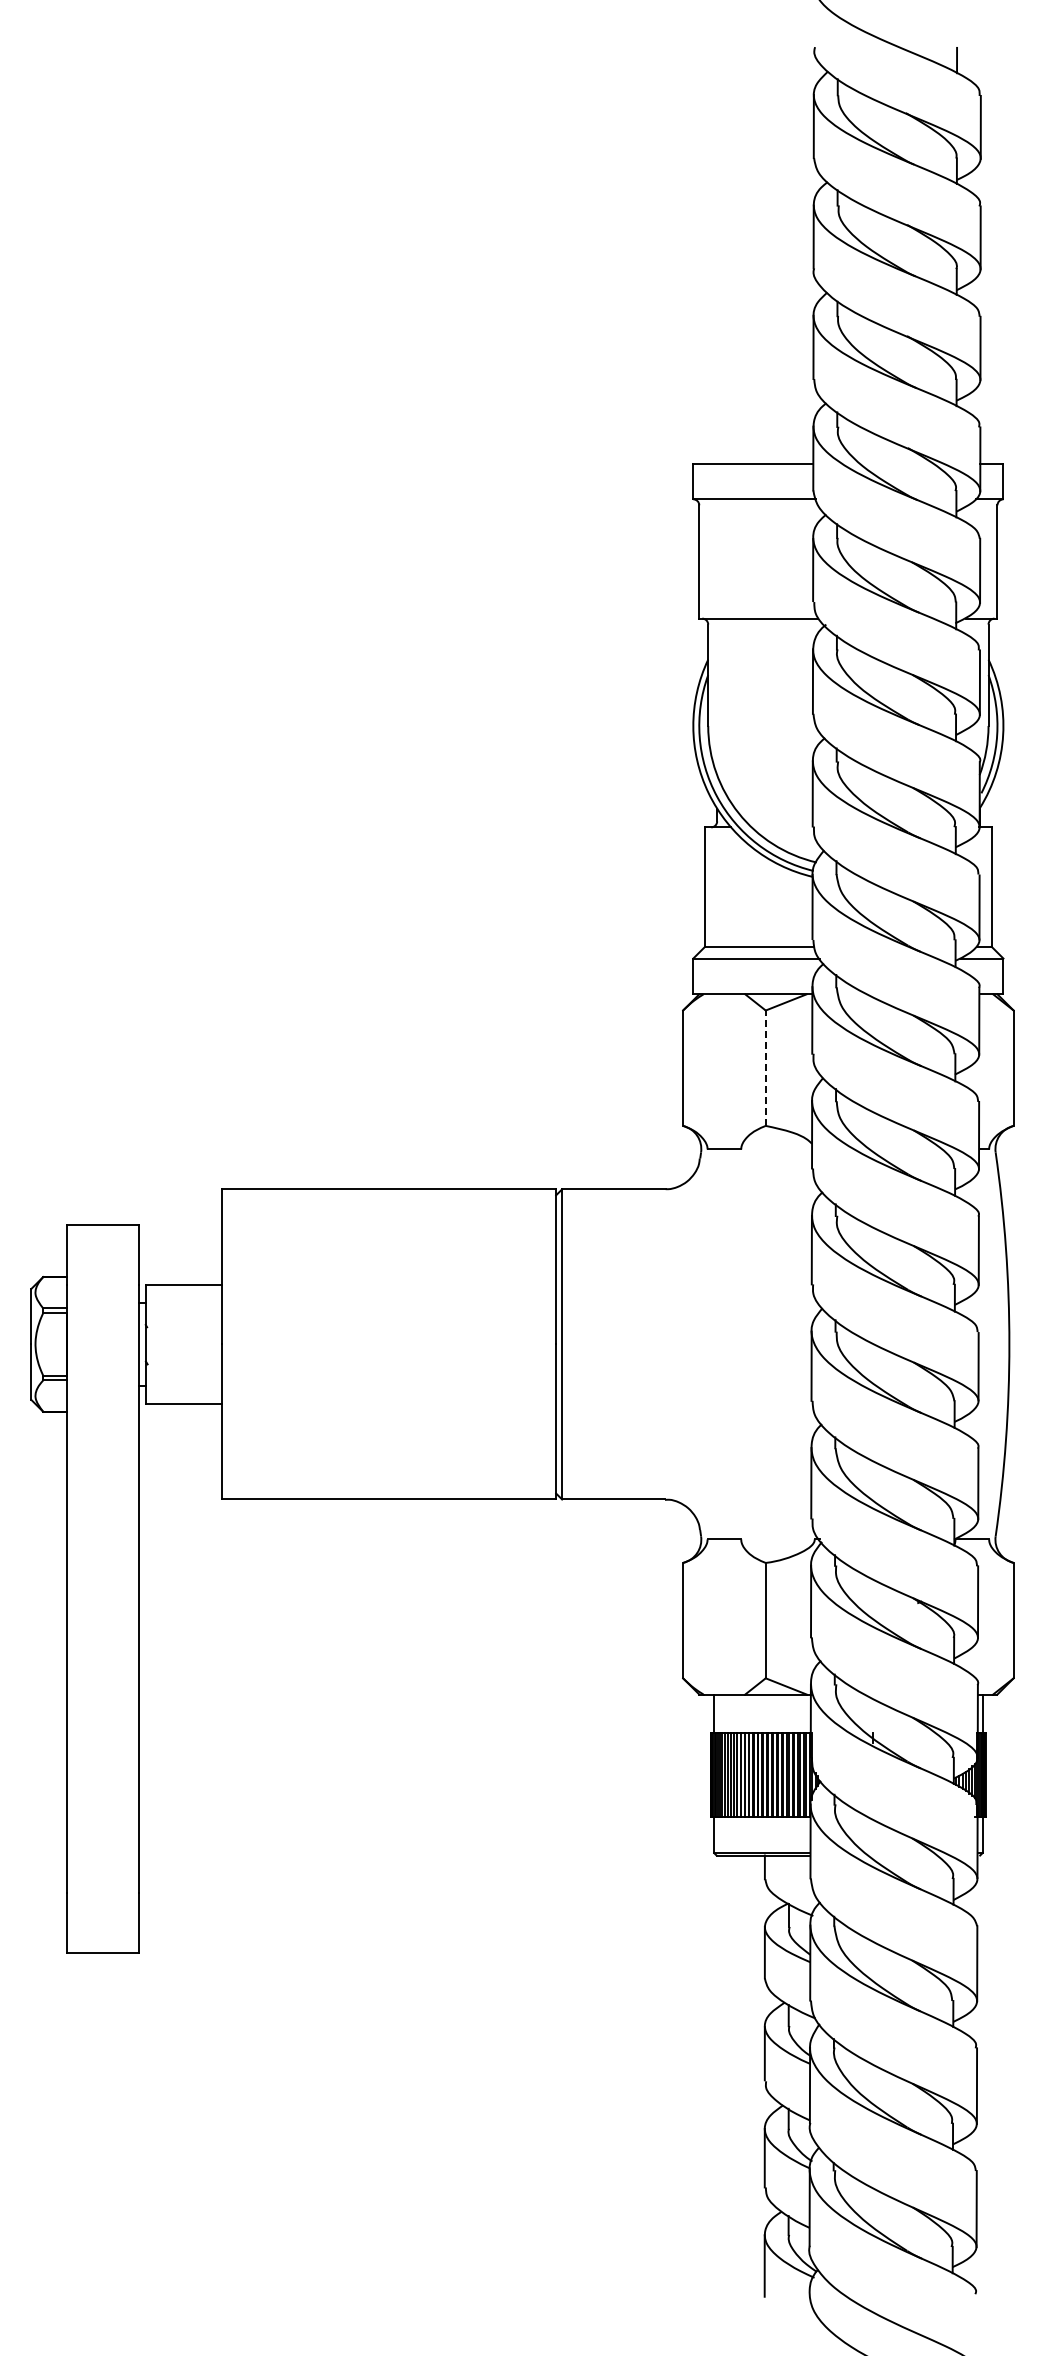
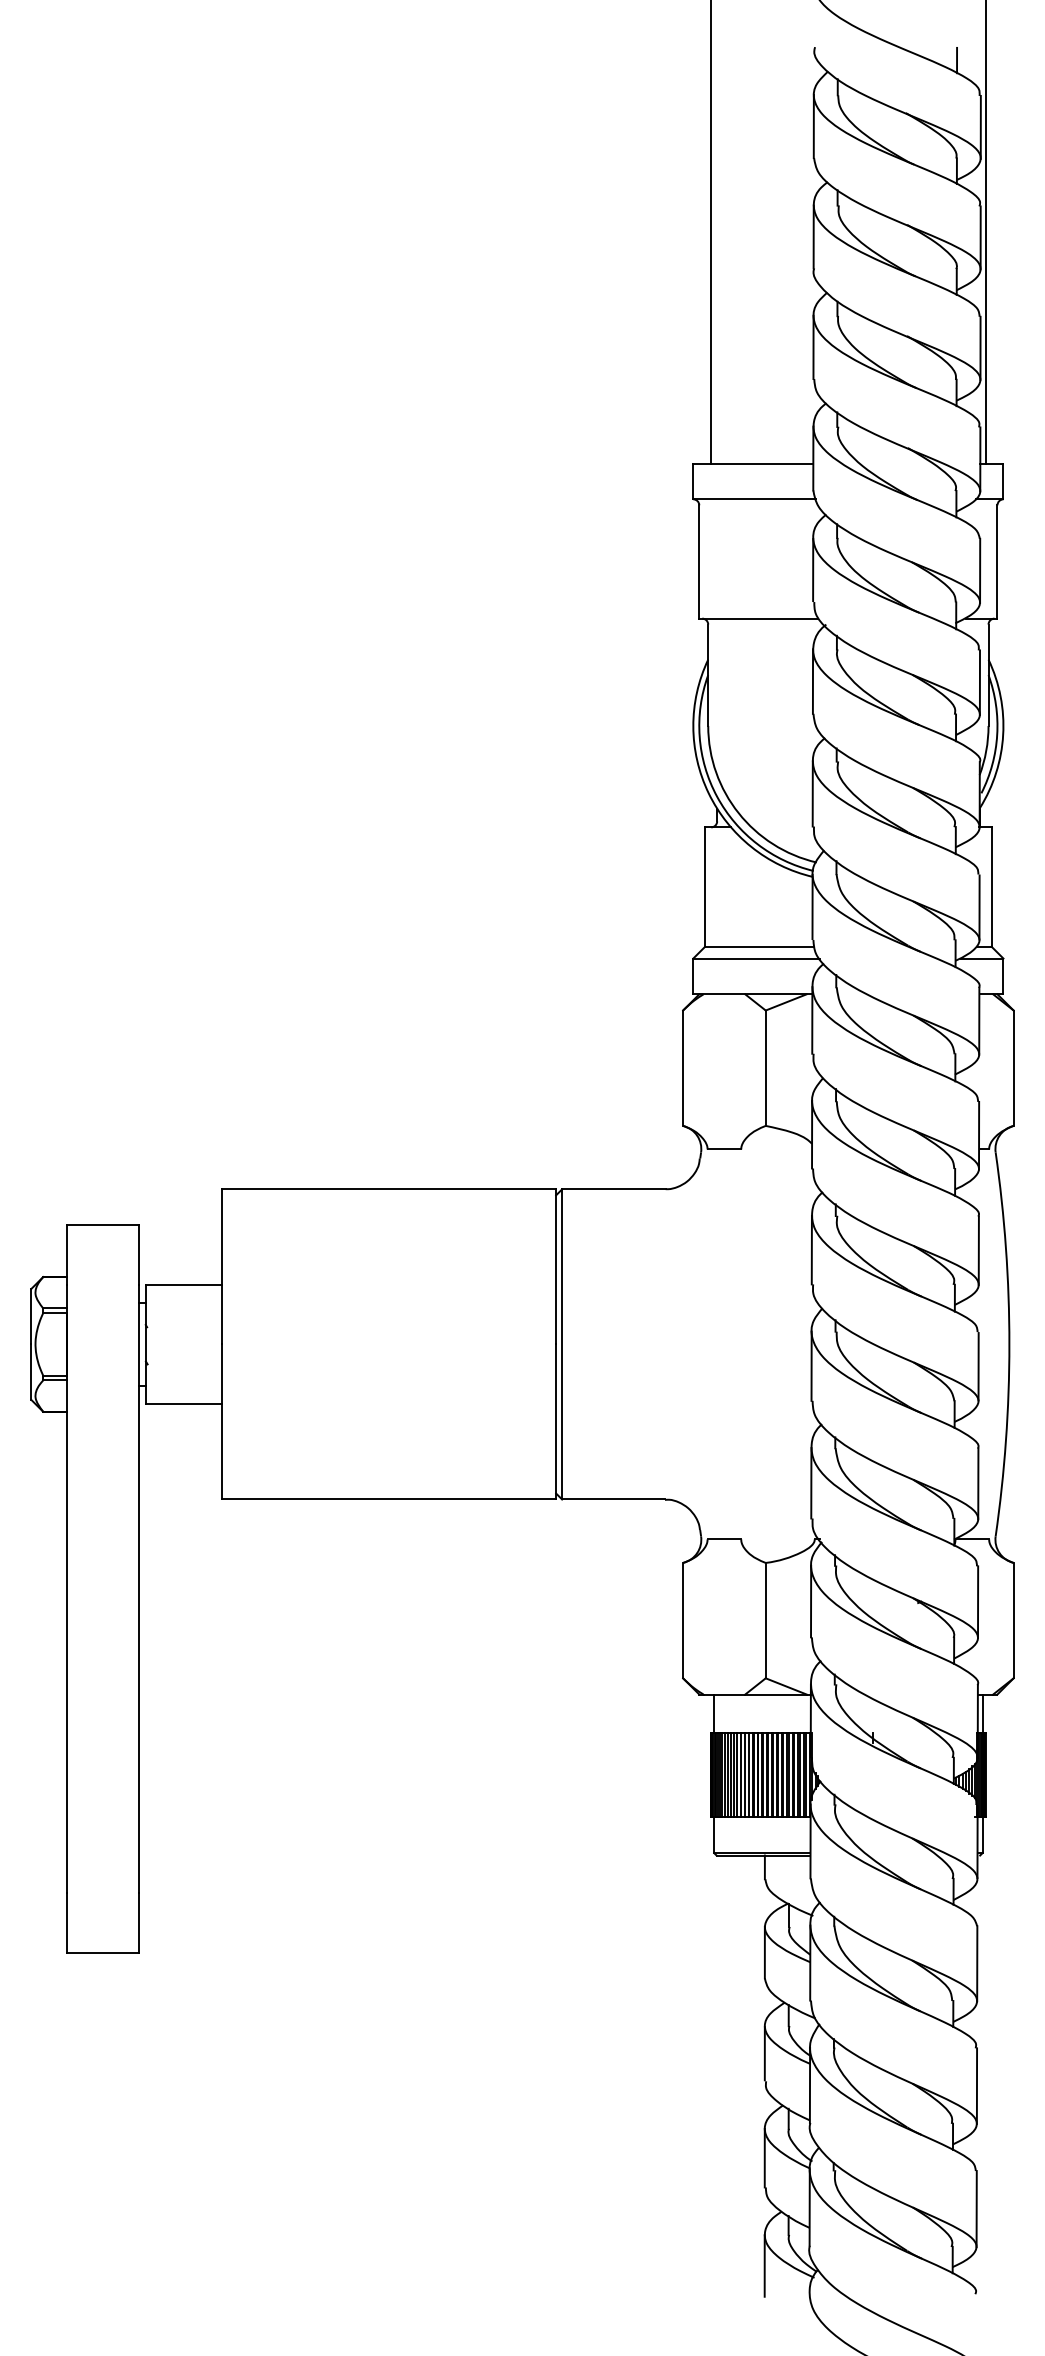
line: none -> present (711, 232)
line: none -> present (985, 232)
line: dashed -> solid (765, 1068)
